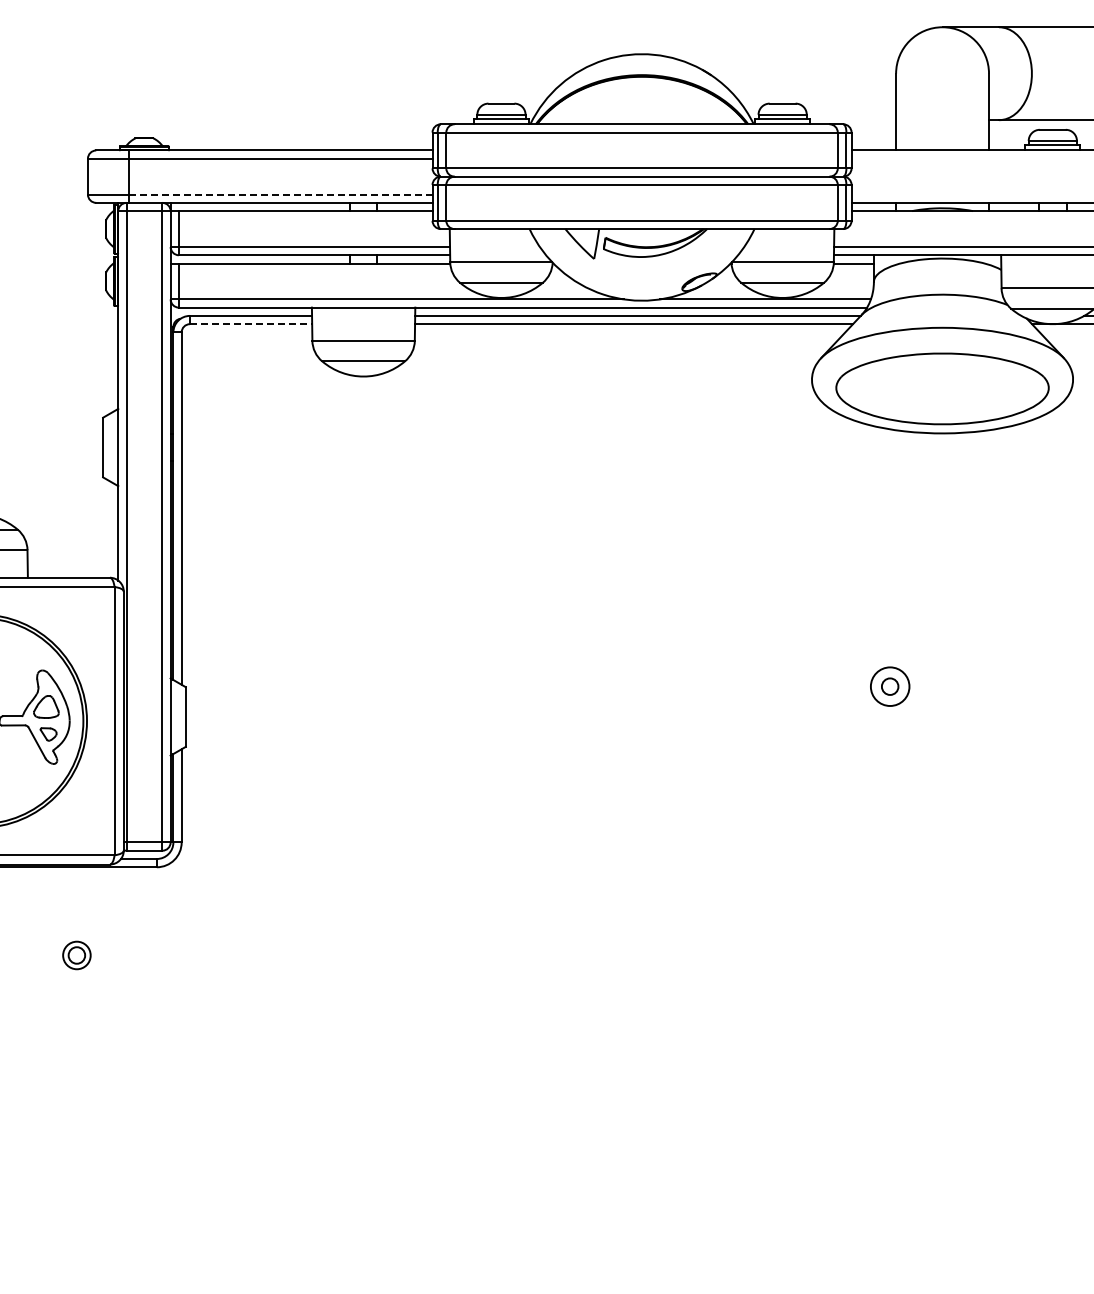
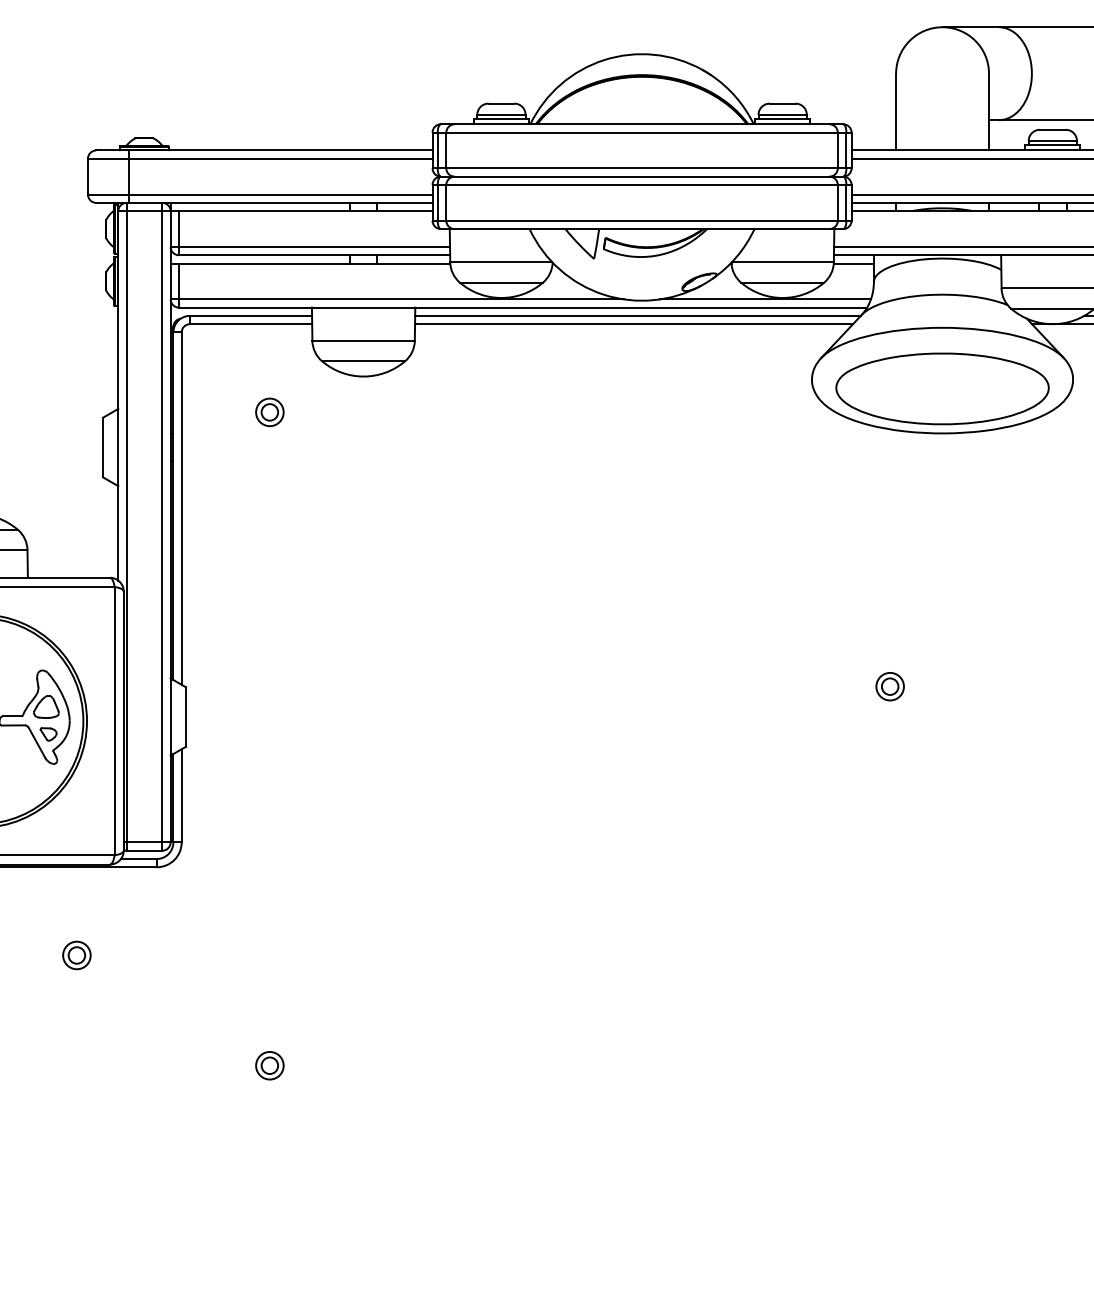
line: none -> present (970, 158)
line: dashed -> solid (280, 194)
line: none -> present (970, 194)
line: dashed -> solid (251, 324)
part: none -> present (269, 412)
circle diameter: 39 px -> 28 px (889, 686)
part: none -> present (269, 1065)
